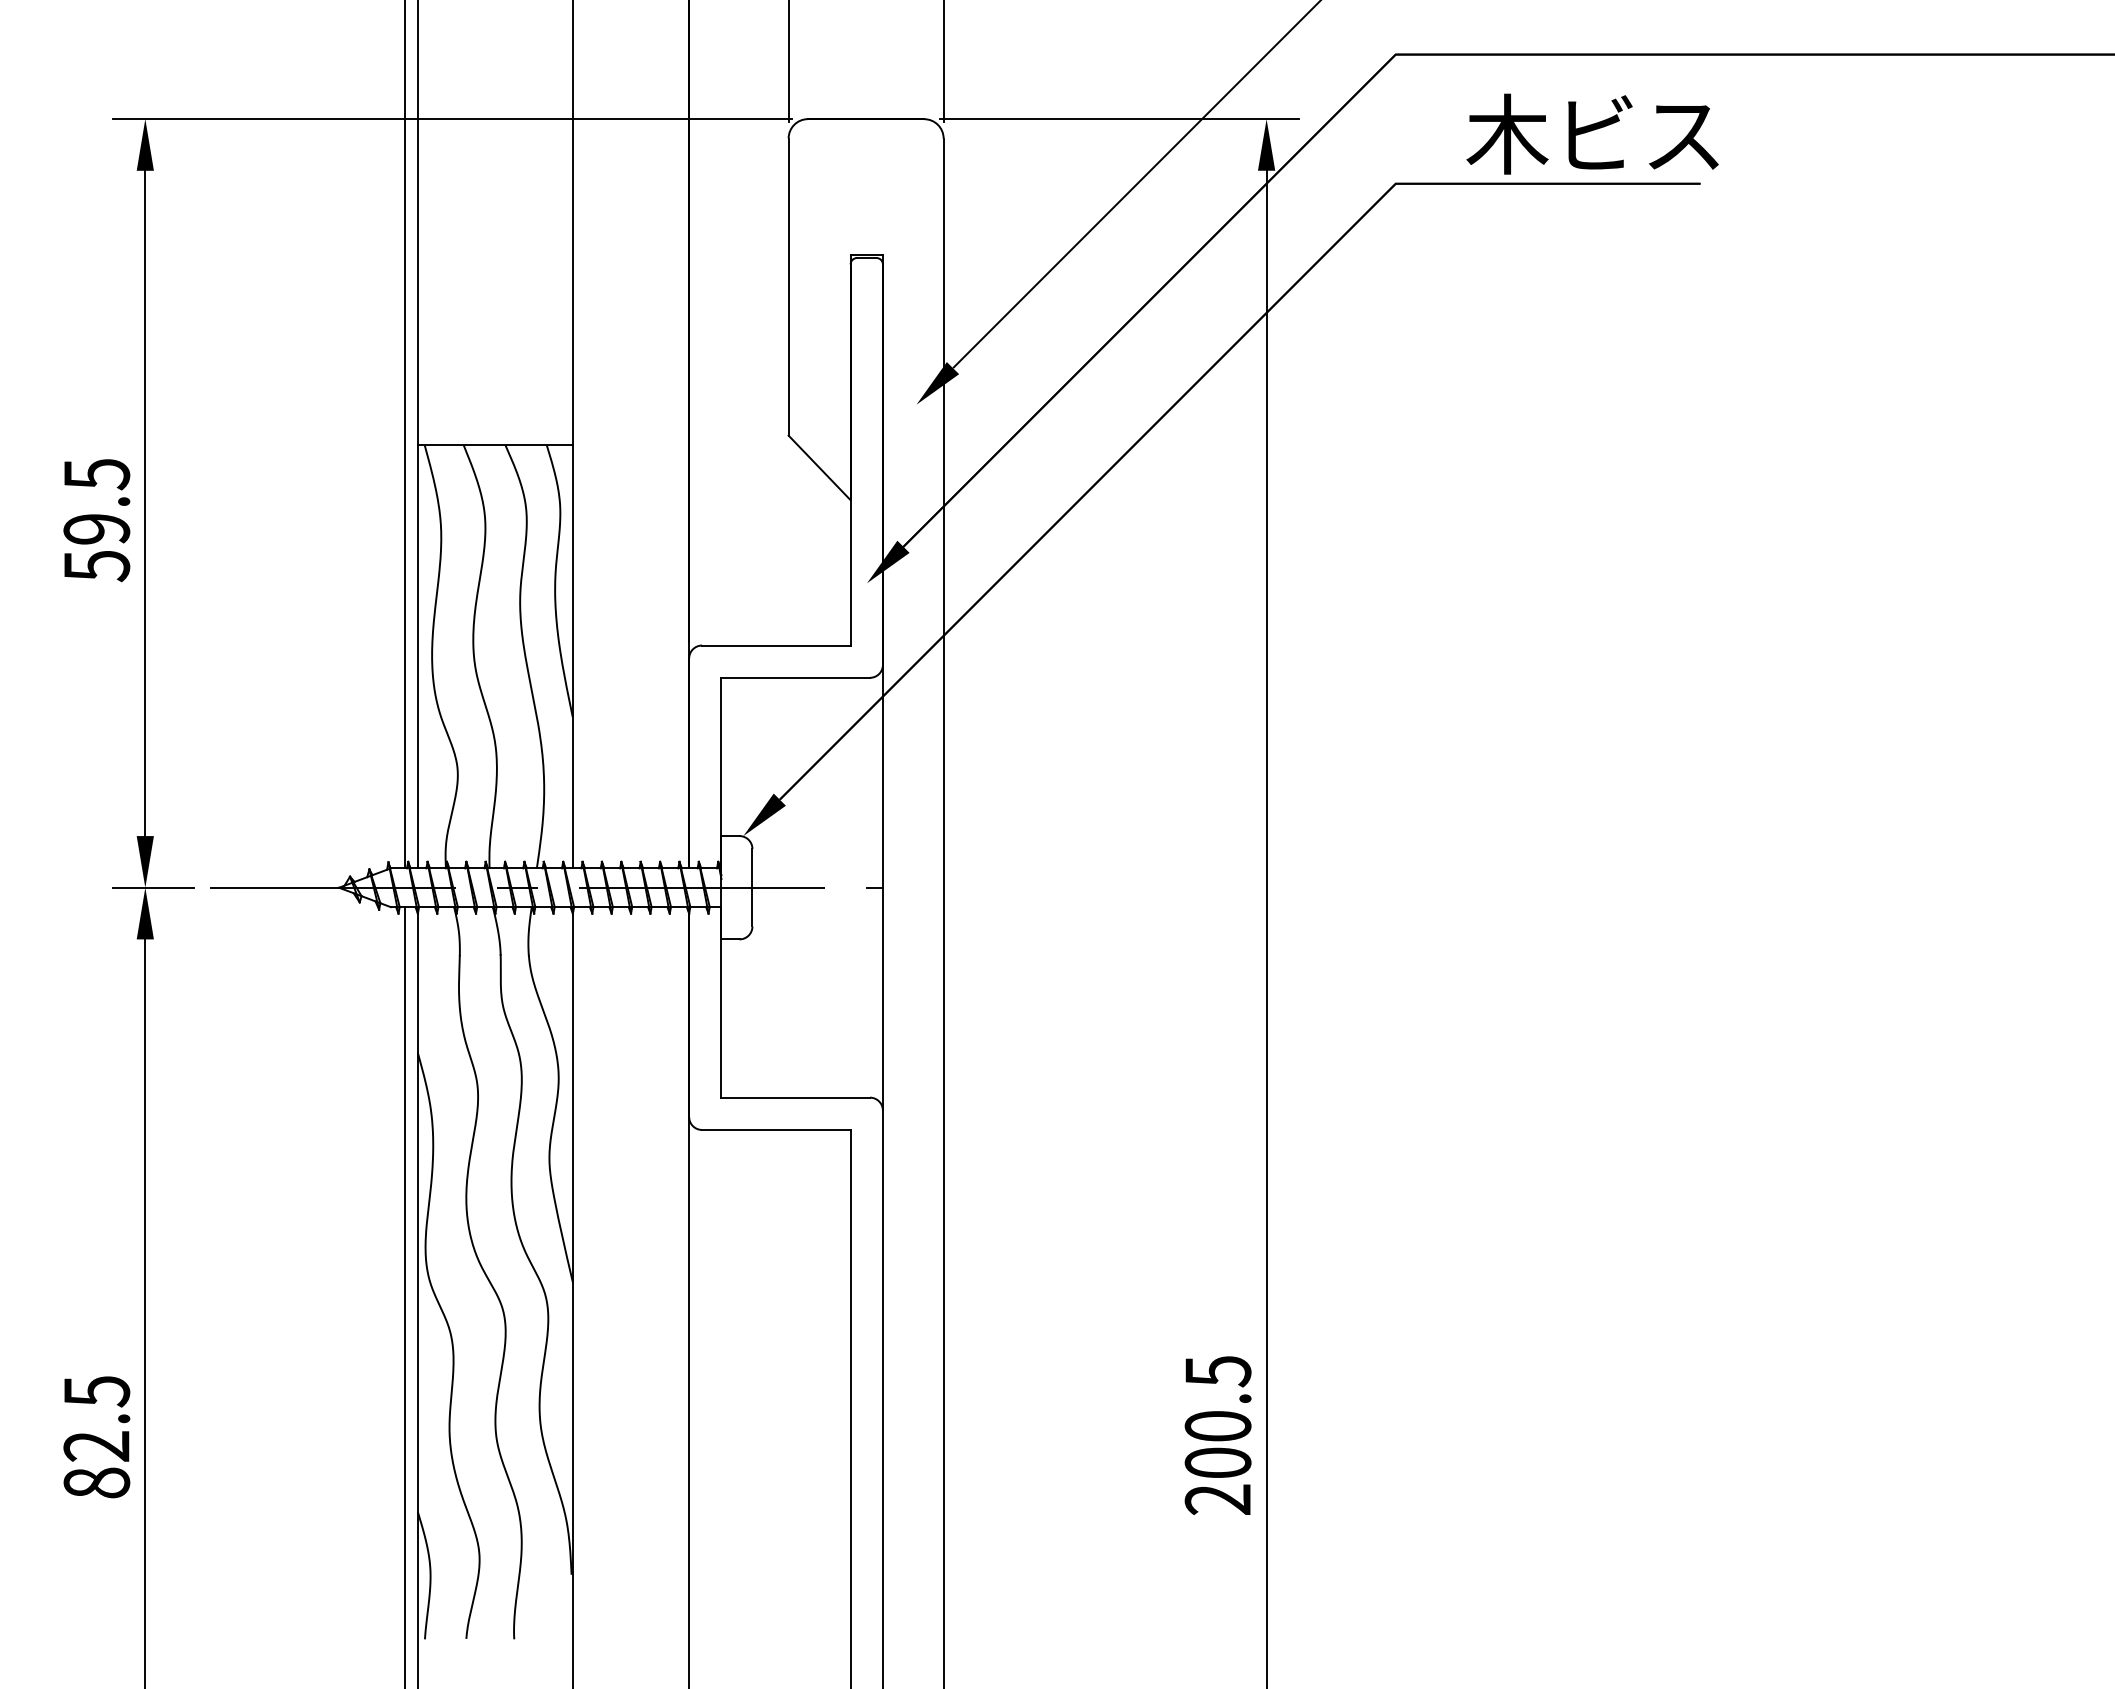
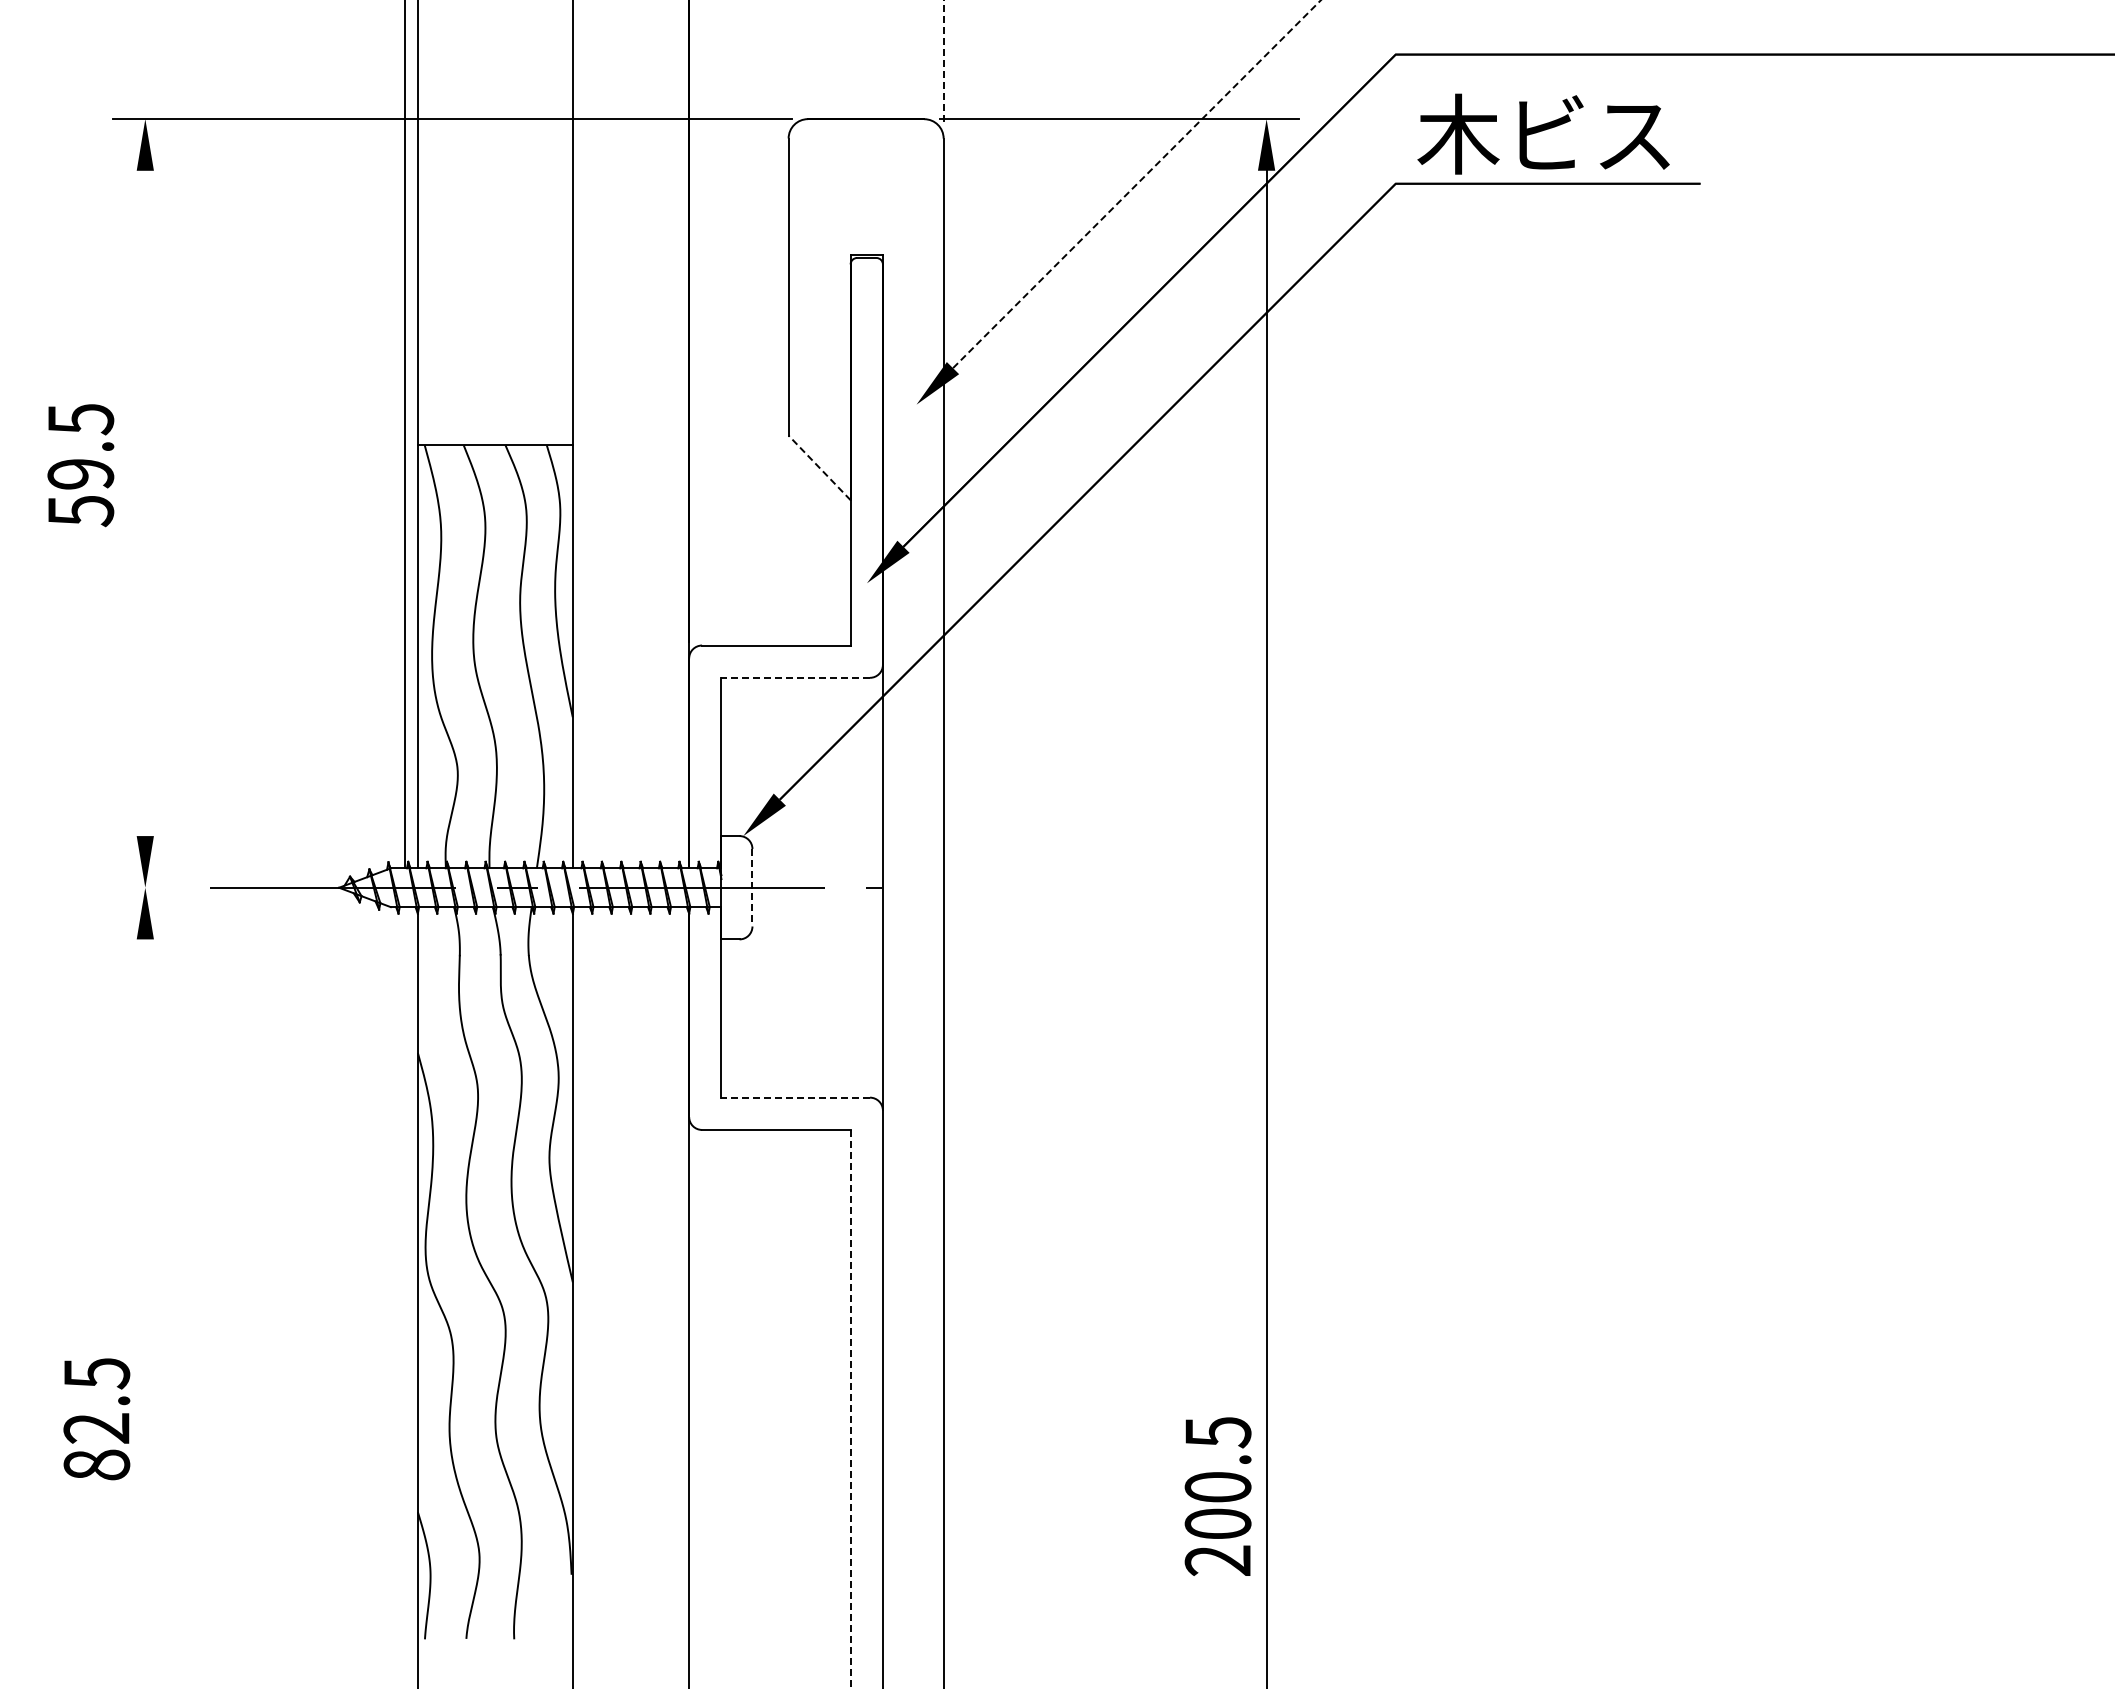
line: solid -> dashed (943, 61)
line: present -> none (788, 62)
text position: (1592, 133) -> (1543, 133) (1543, 133)
line: solid -> dashed (1137, 183)
line: solid -> dashed (819, 467)
line: present -> none (145, 503)
text position: (96, 520) -> (80, 465) (80, 465)
line: solid -> dashed (795, 677)
line: present -> none (153, 887)
line: solid -> dashed (752, 887)
line: solid -> dashed (795, 1097)
line: present -> none (404, 1296)
line: present -> none (145, 1312)
line: solid -> dashed (850, 1409)
text position: (1217, 1435) -> (1217, 1496) (1217, 1496)
text position: (96, 1437) -> (96, 1419) (96, 1419)
